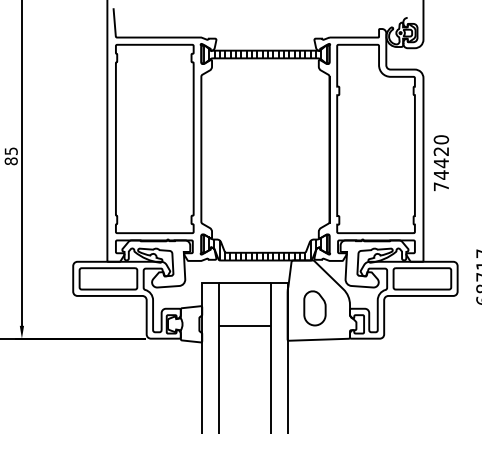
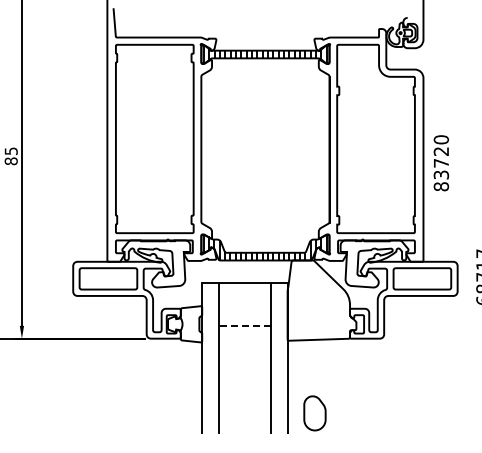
text: 74420 -> 83720 (441, 174)
part position: (314, 308) -> (314, 413) (314, 413)
line: solid -> dashed (244, 325)
